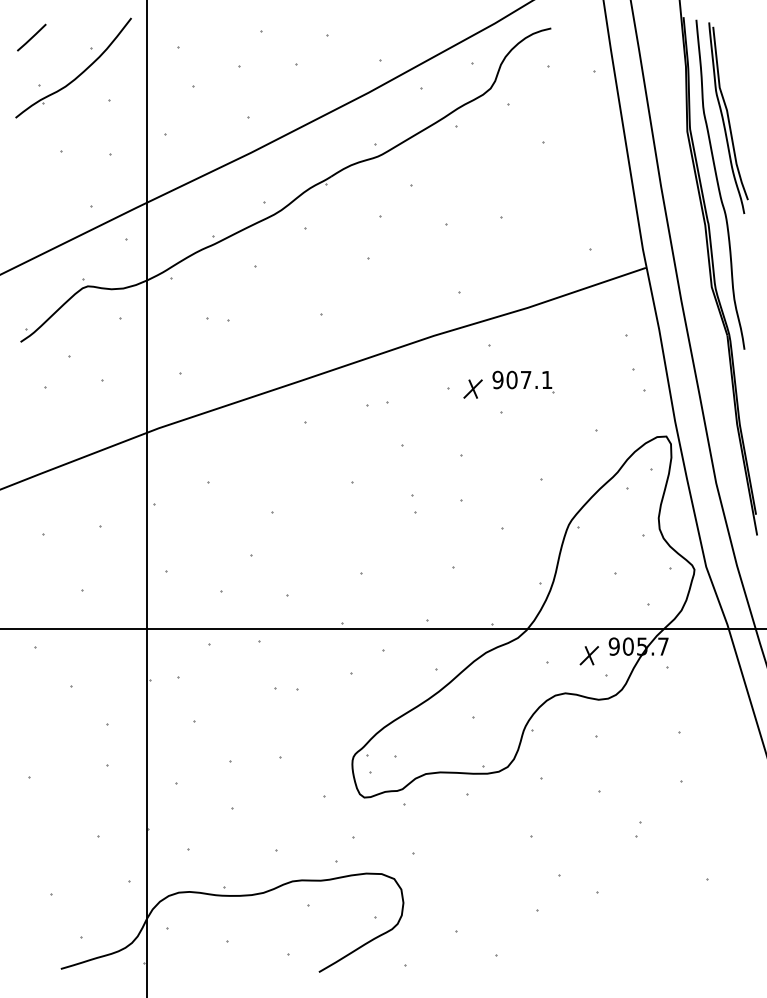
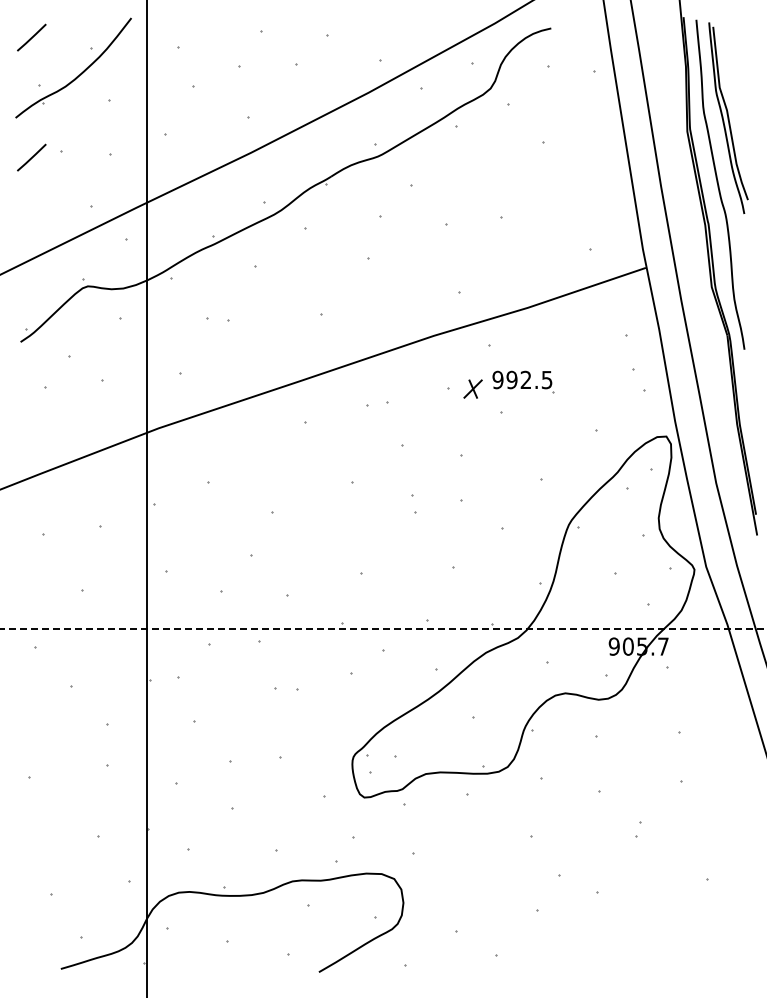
line: none -> present (31, 157)
text: 907.1 -> 992.5 (529, 379)
line: solid -> dashed (383, 629)
part: present -> none (588, 655)
